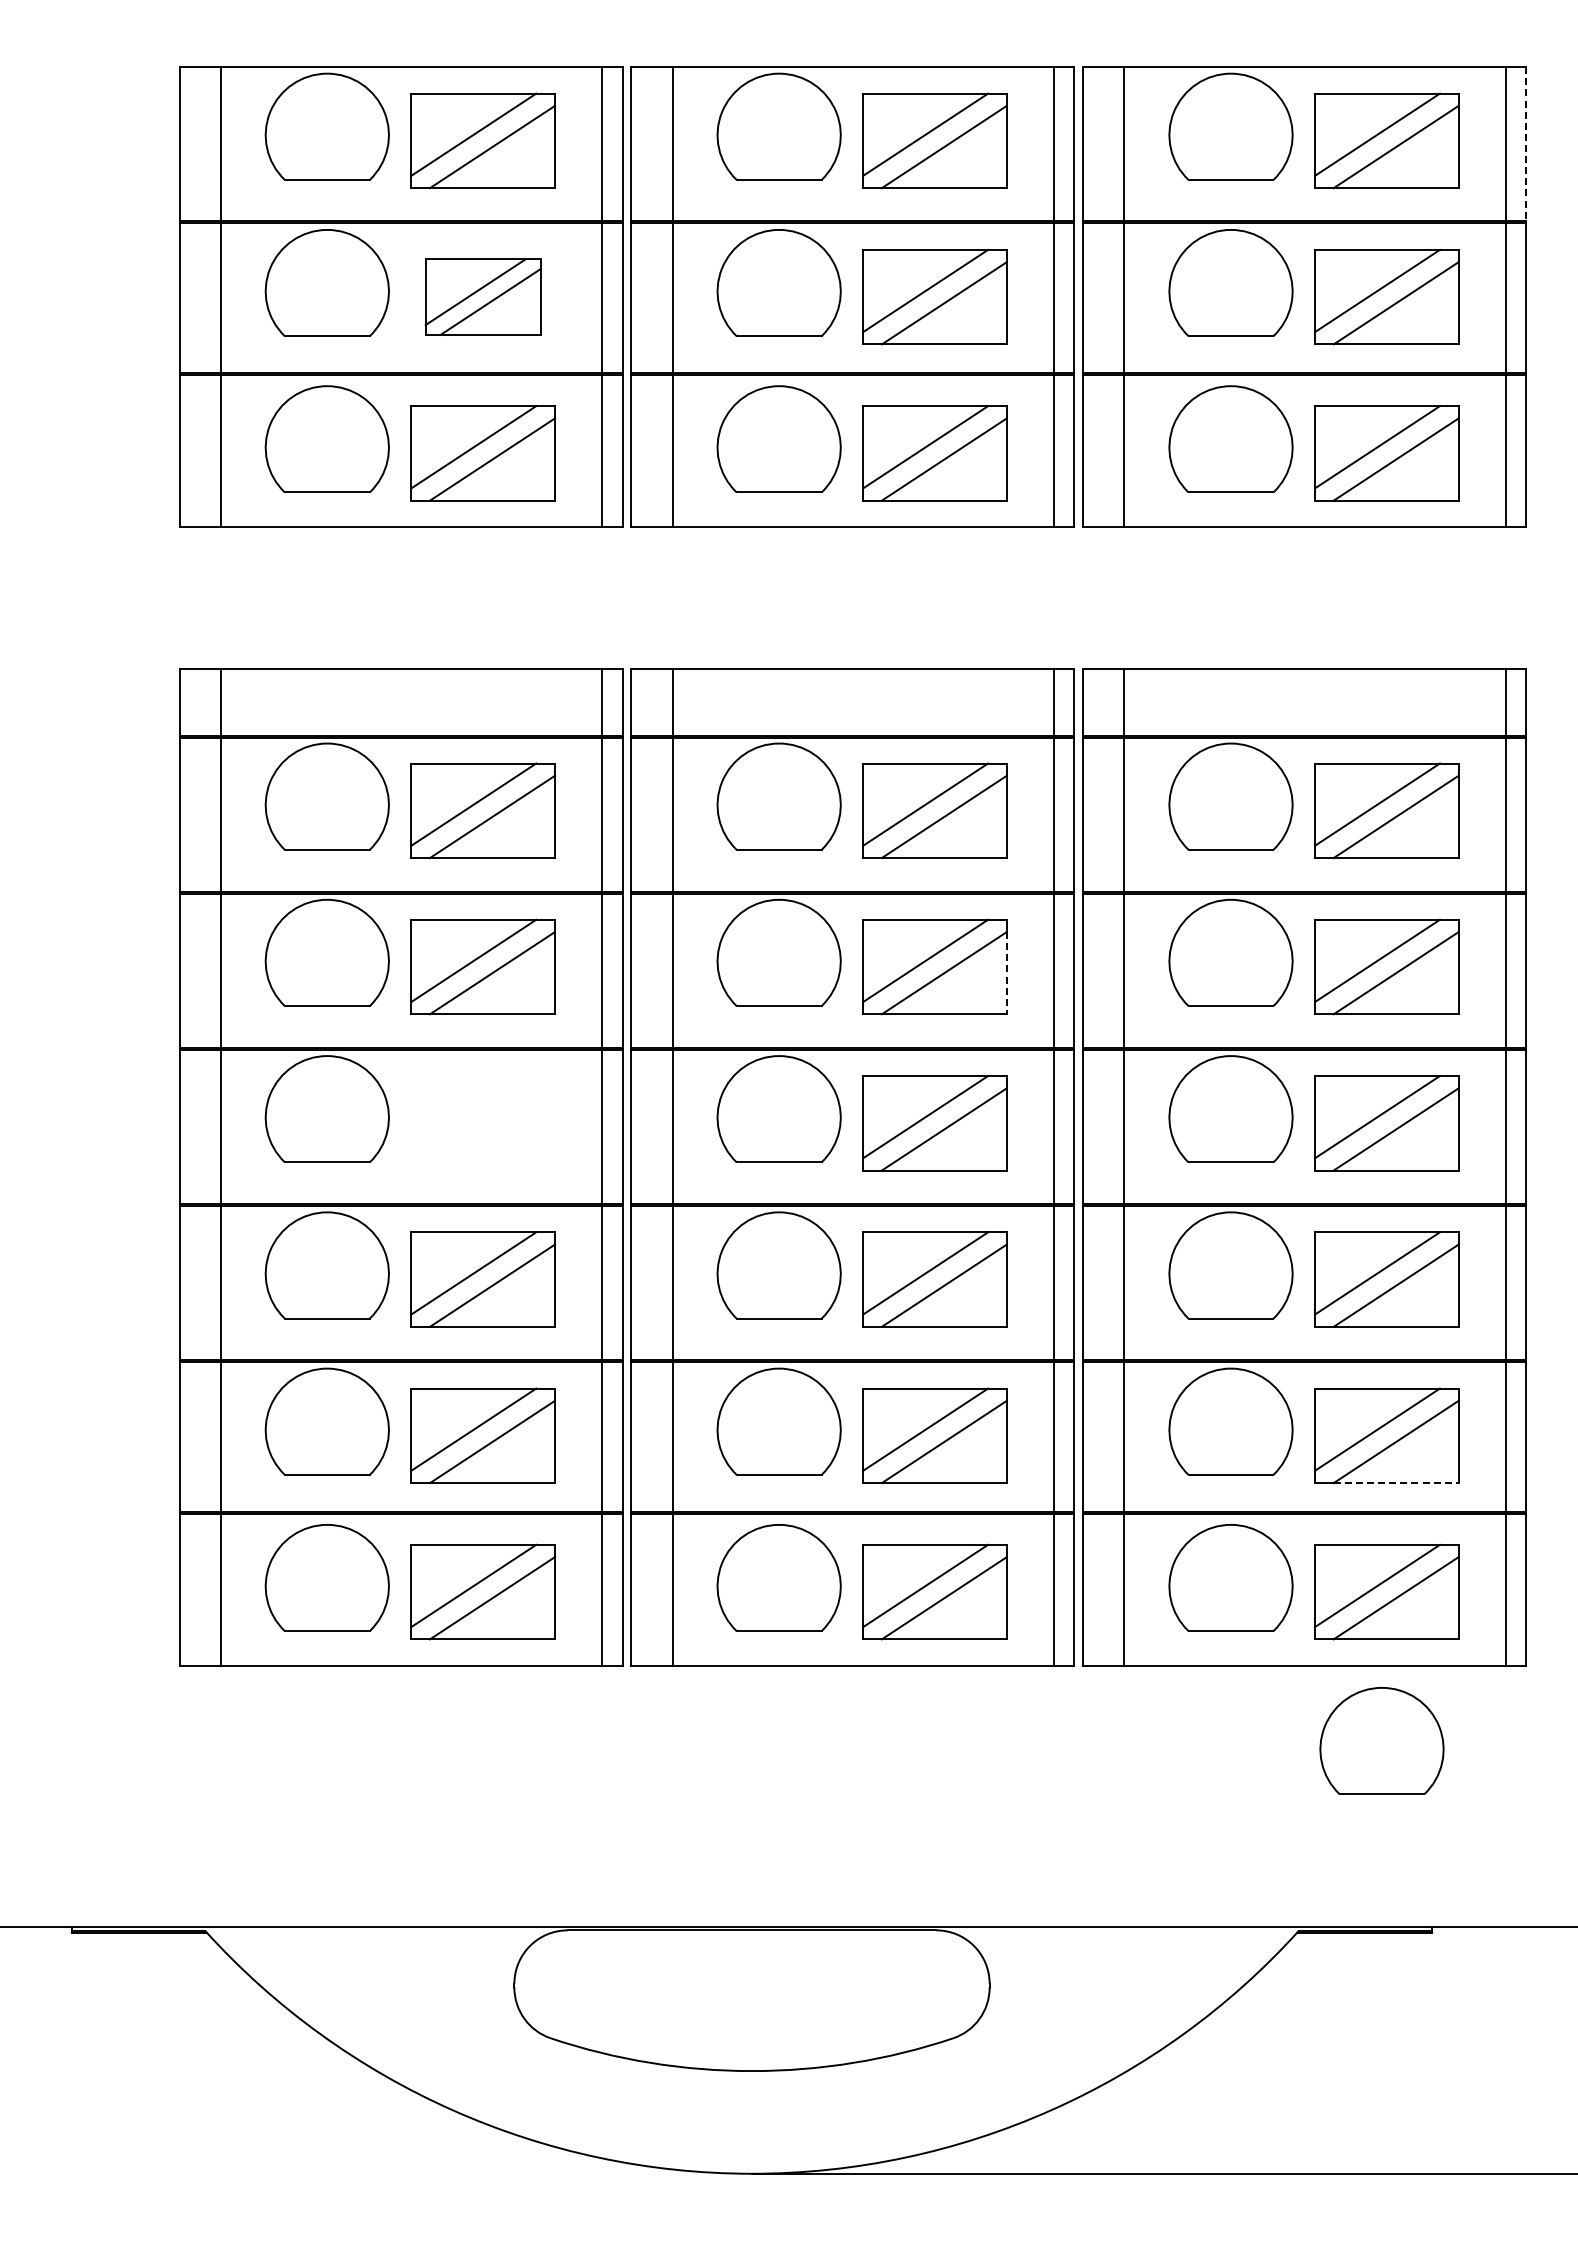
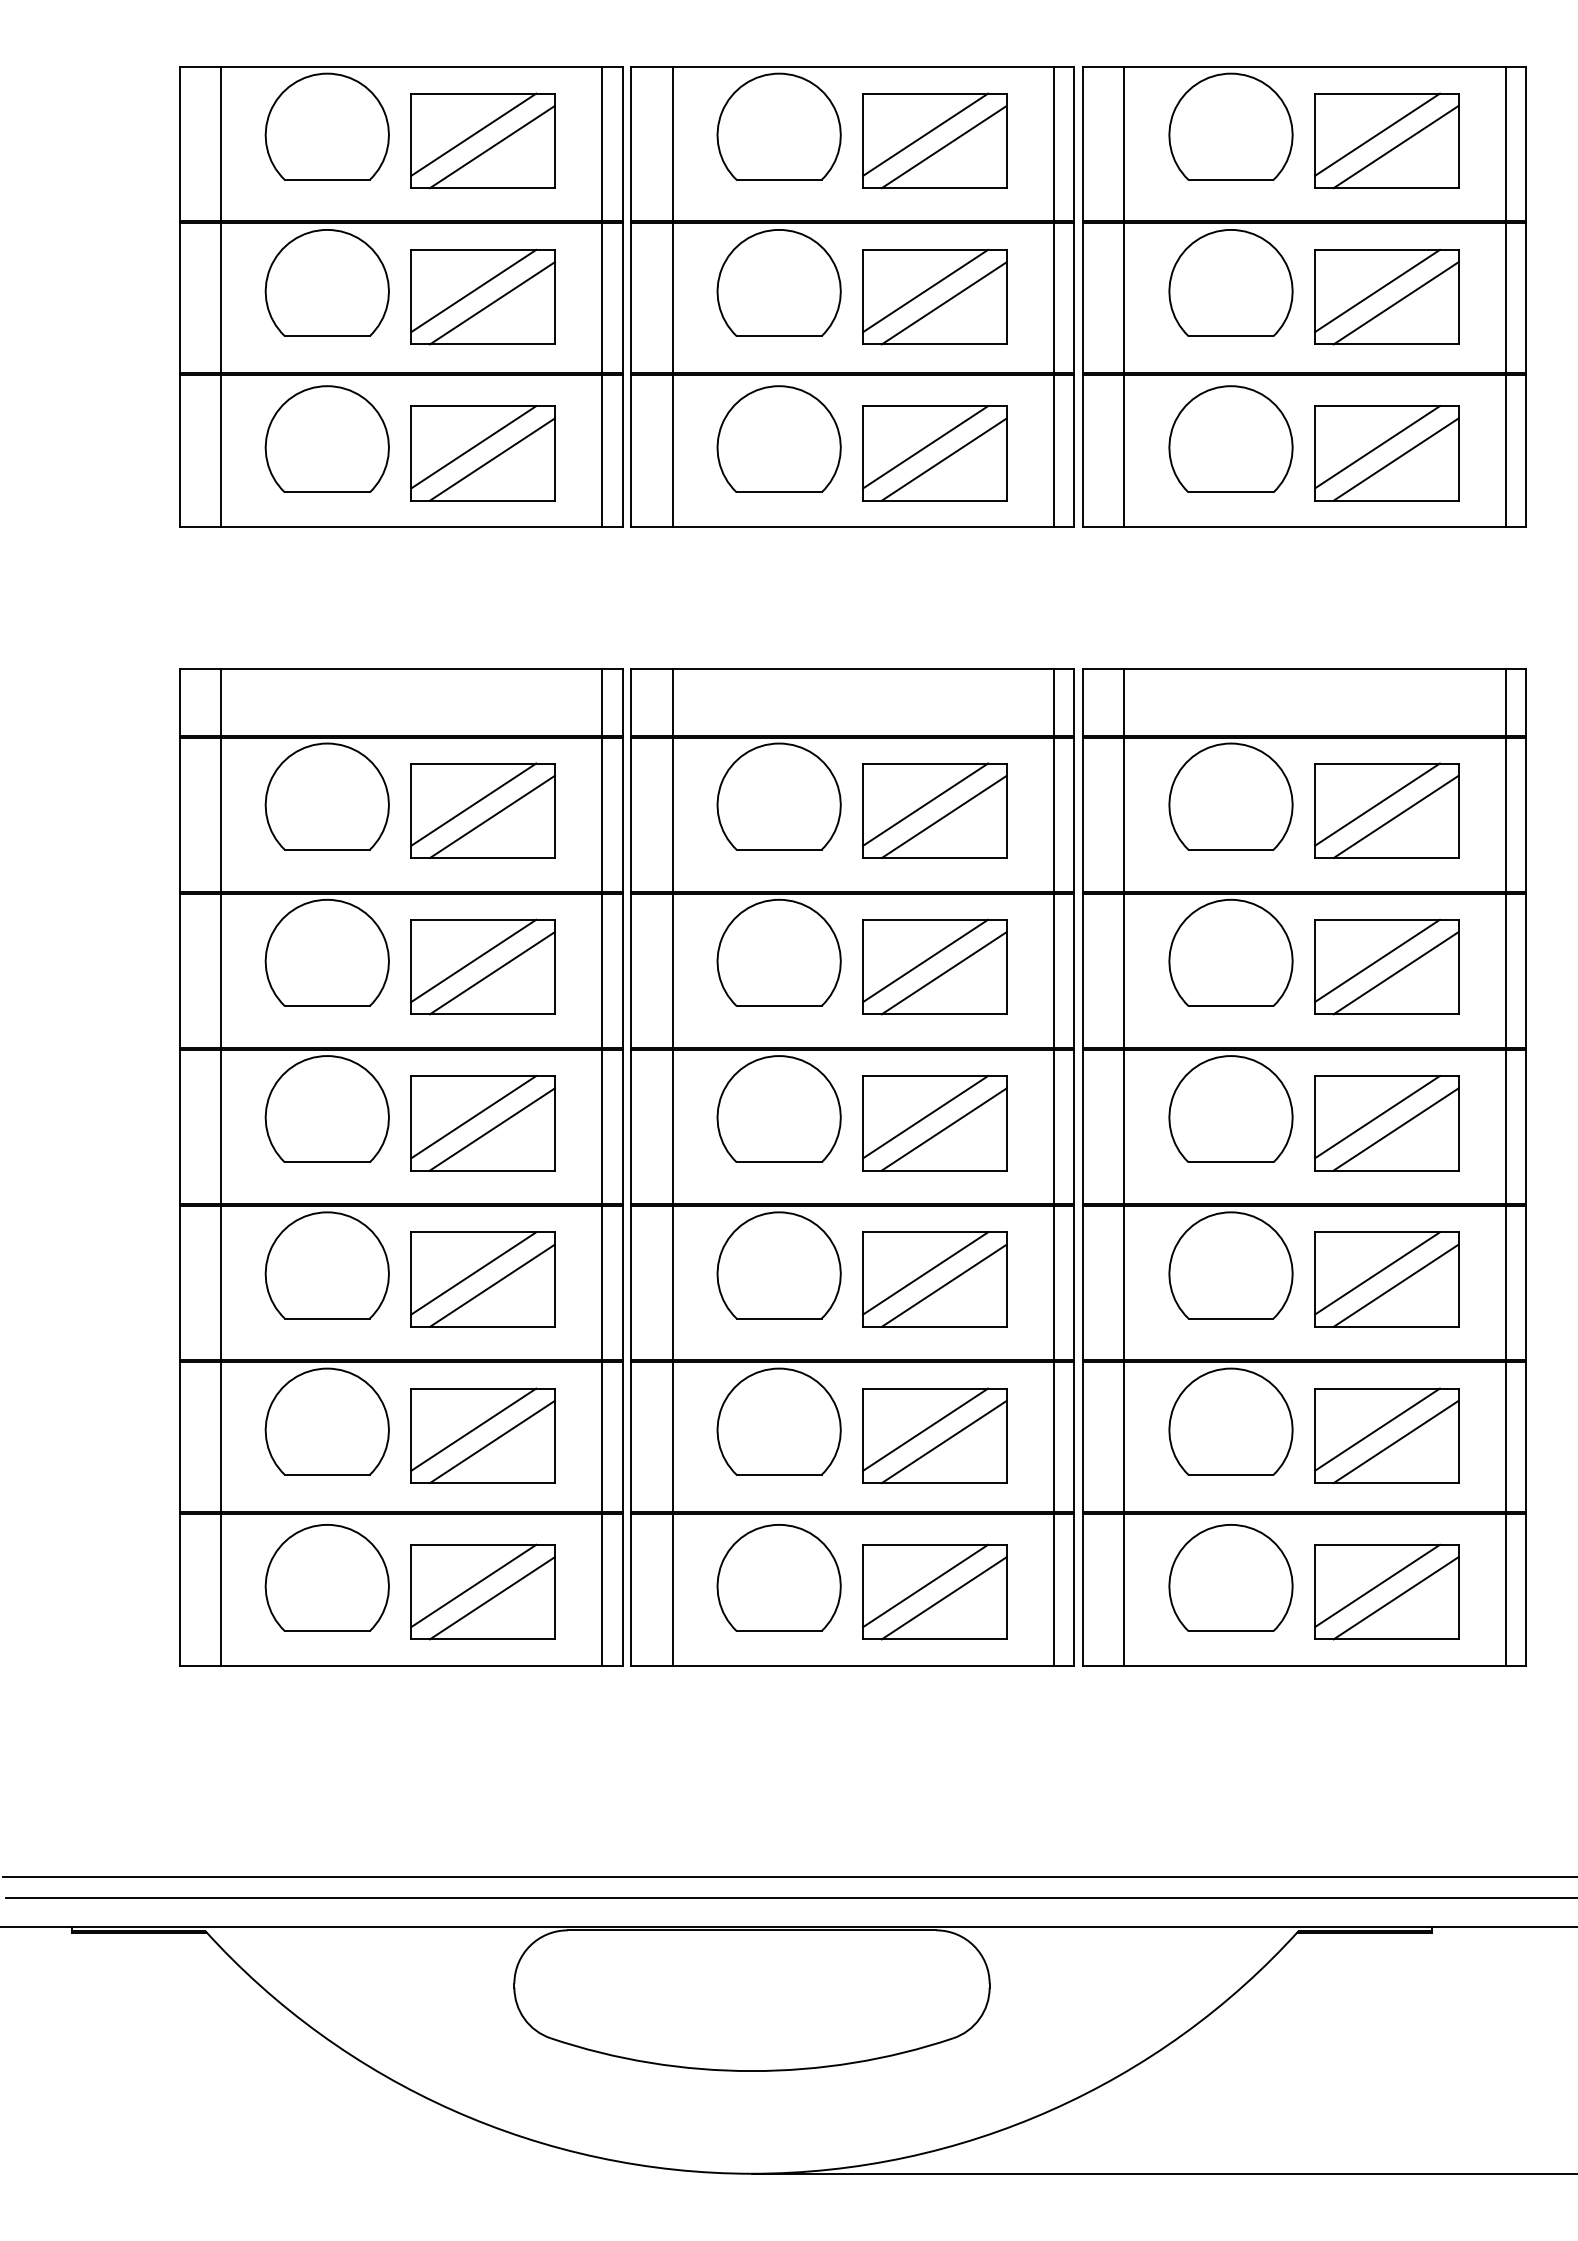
line: dashed -> solid (1526, 144)
part size: 118x78 px -> 146x98 px (482, 296)
line: dashed -> solid (1006, 973)
part: none -> present (482, 1123)
line: dashed -> solid (1396, 1483)
part: present -> none (1381, 1740)
line: none -> present (788, 1877)
line: none -> present (790, 1897)
